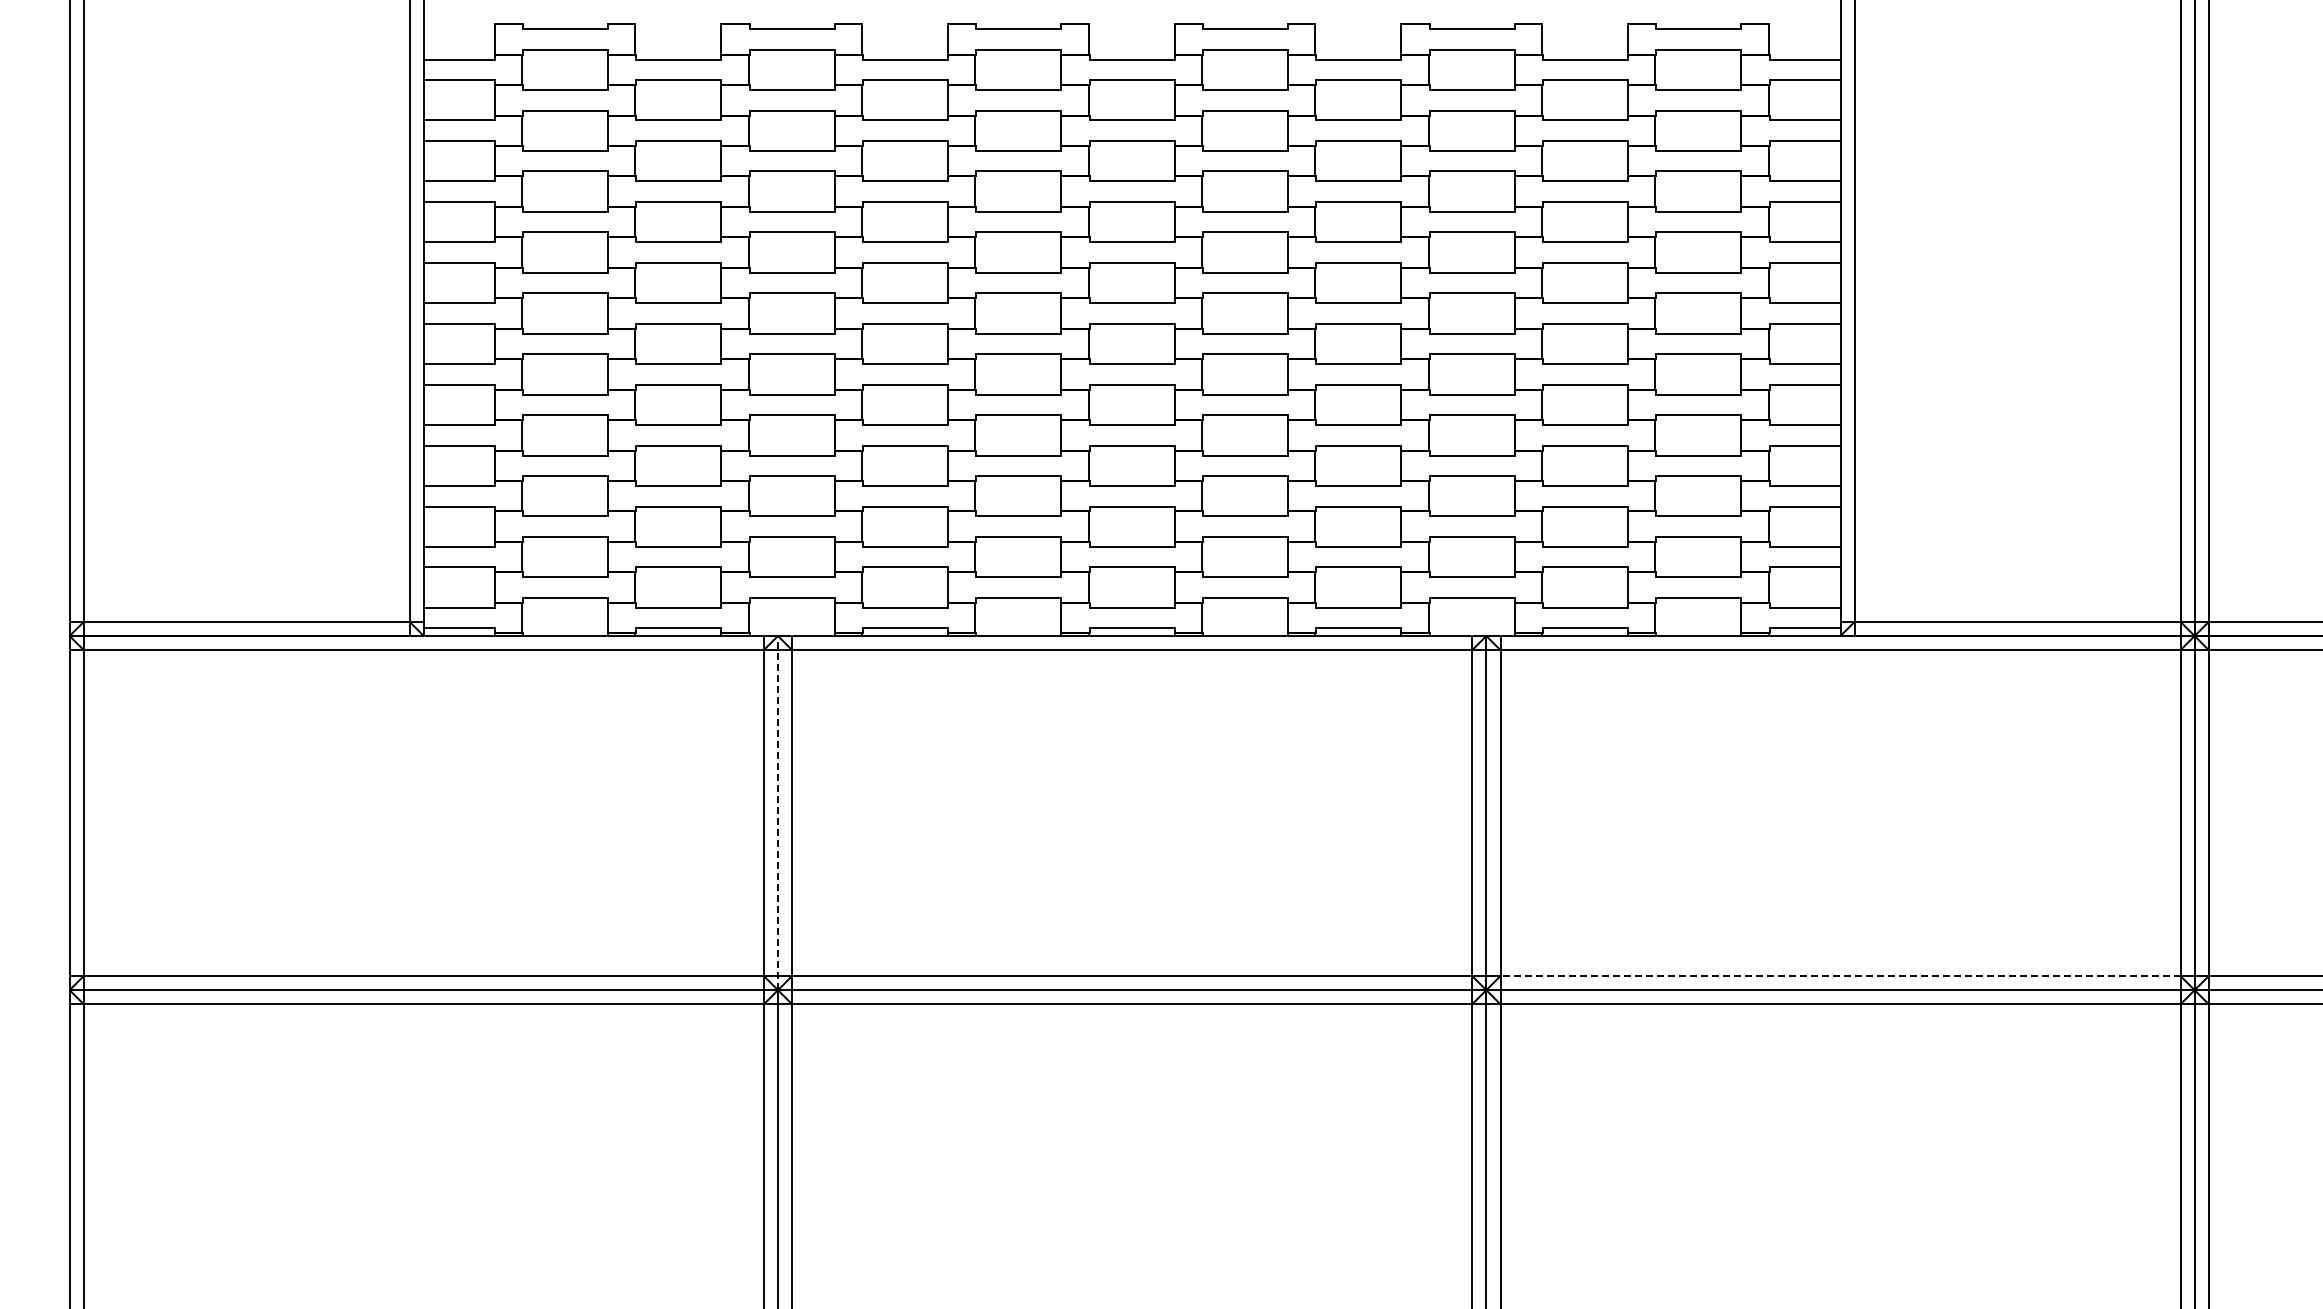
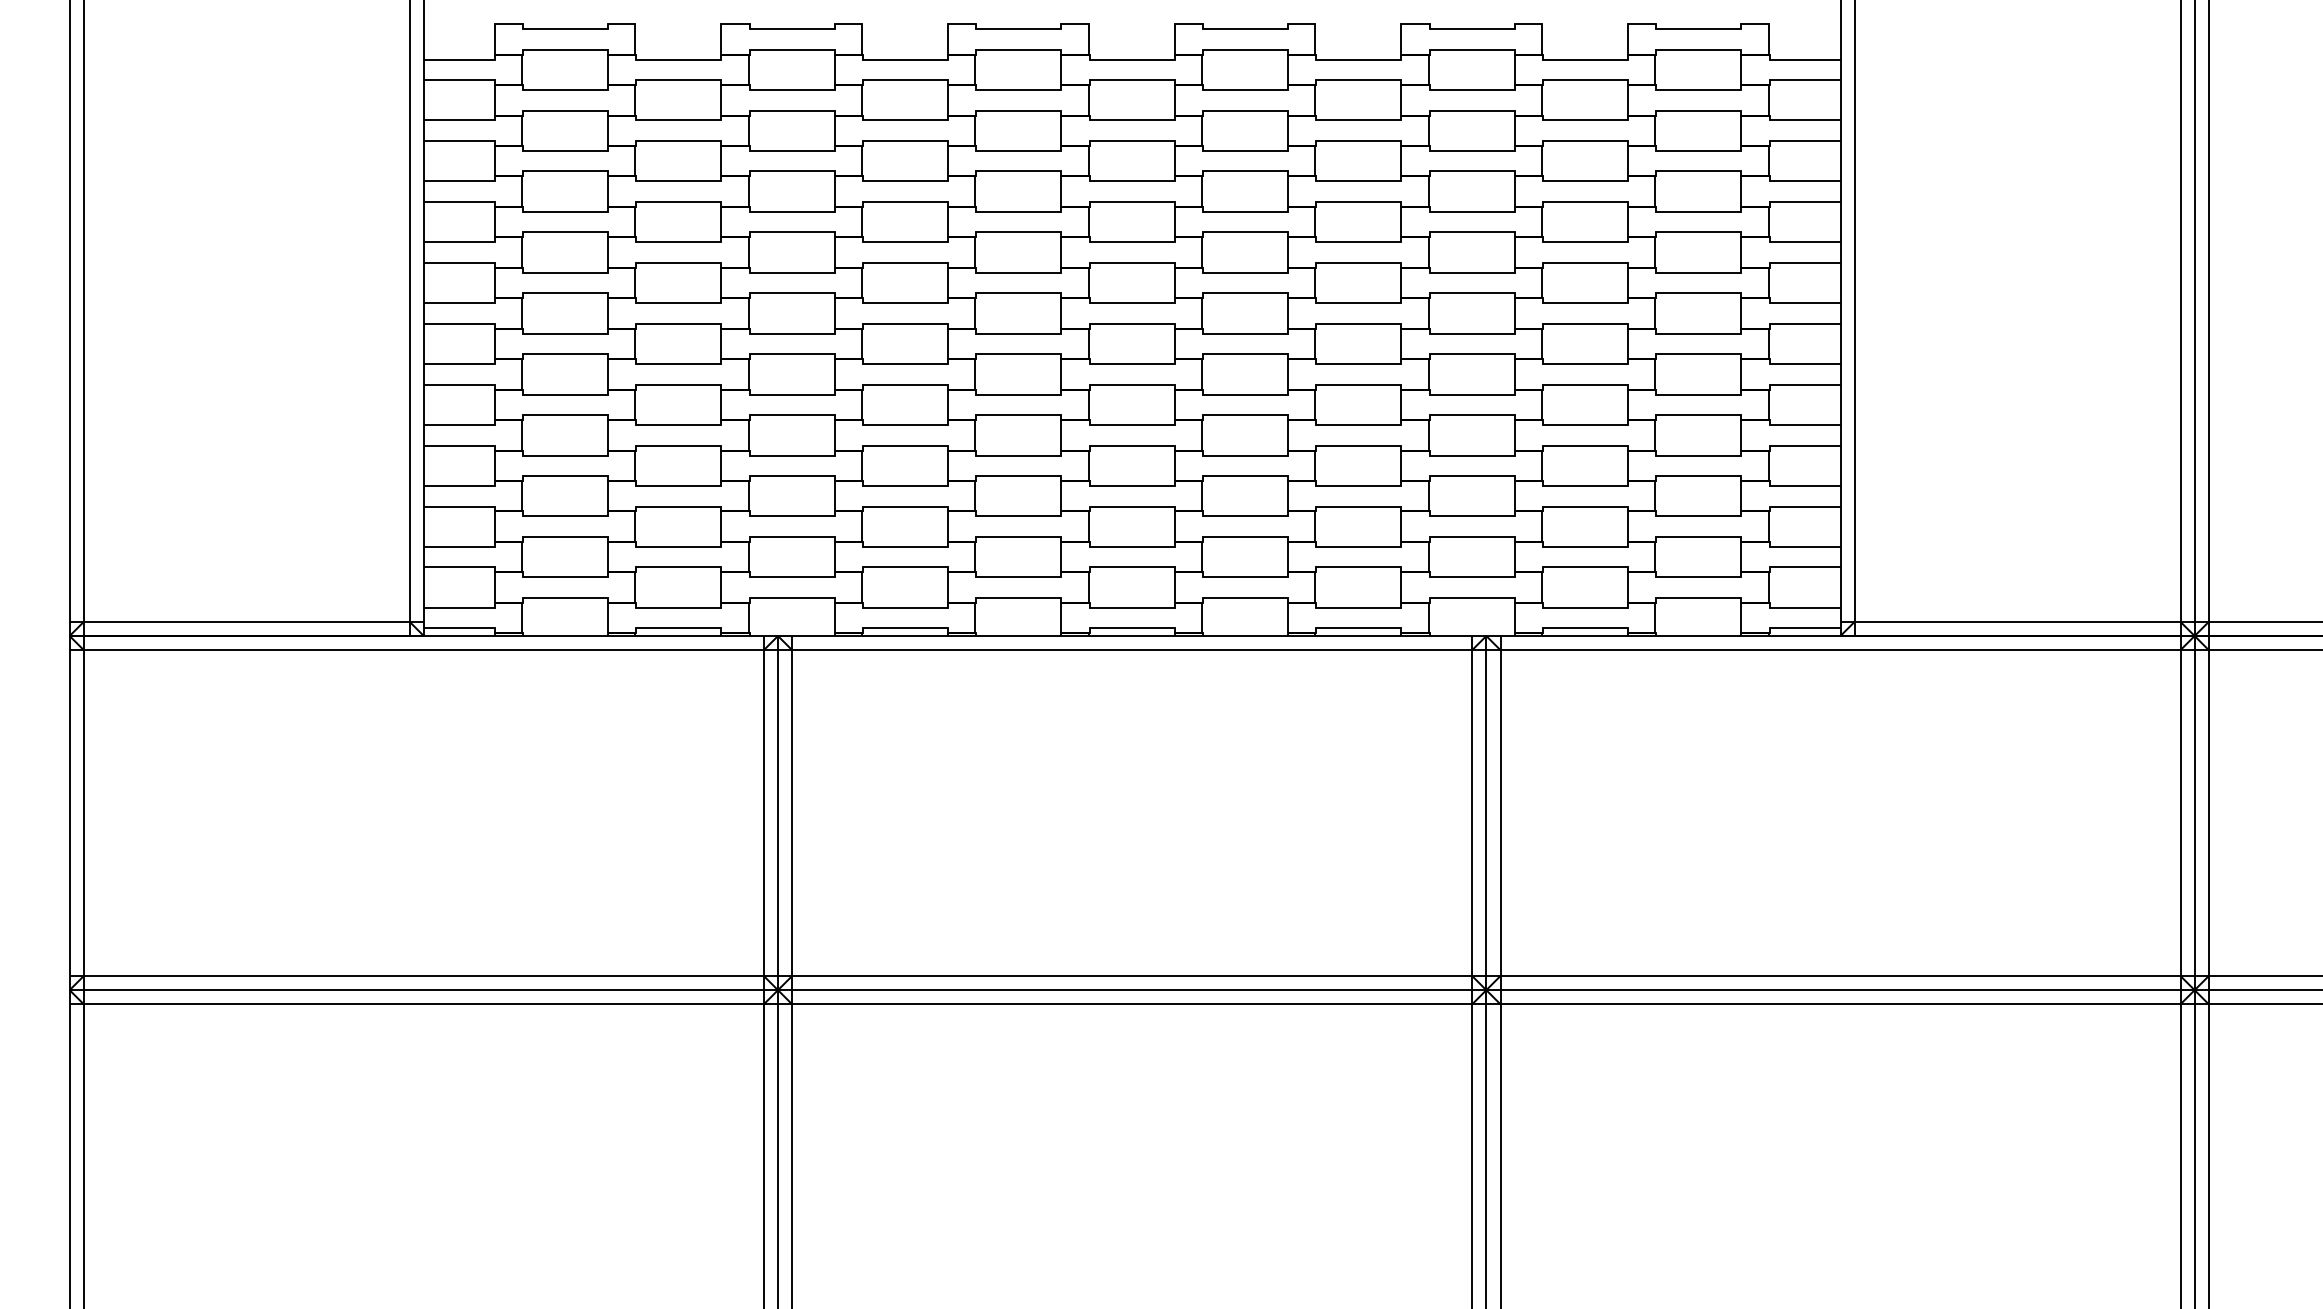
line: dashed -> solid (778, 813)
line: dashed -> solid (1840, 976)
